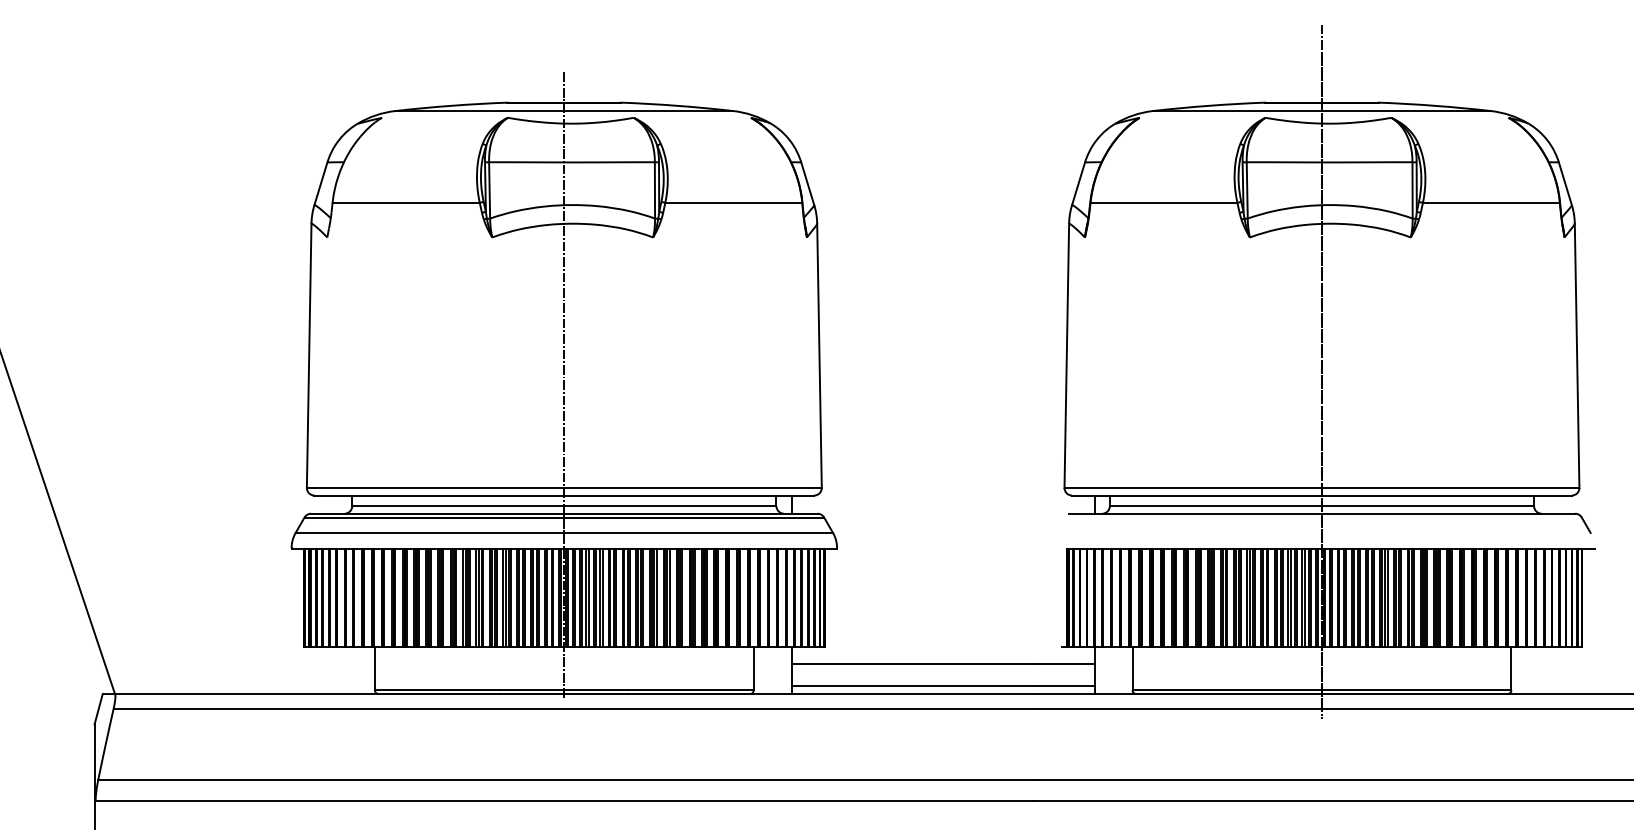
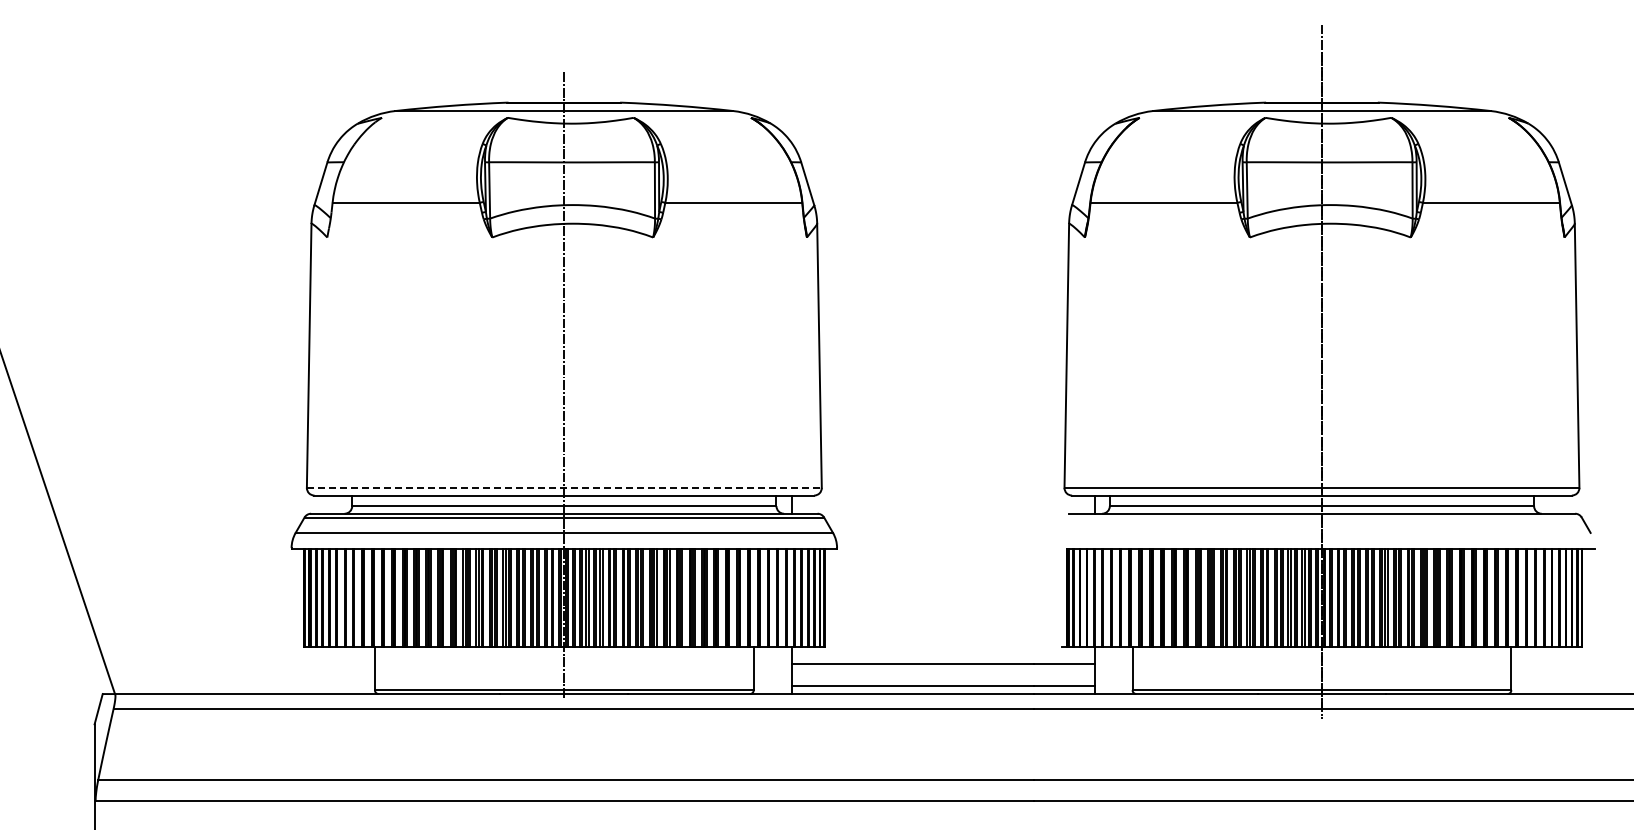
line: solid -> dashed (564, 487)
